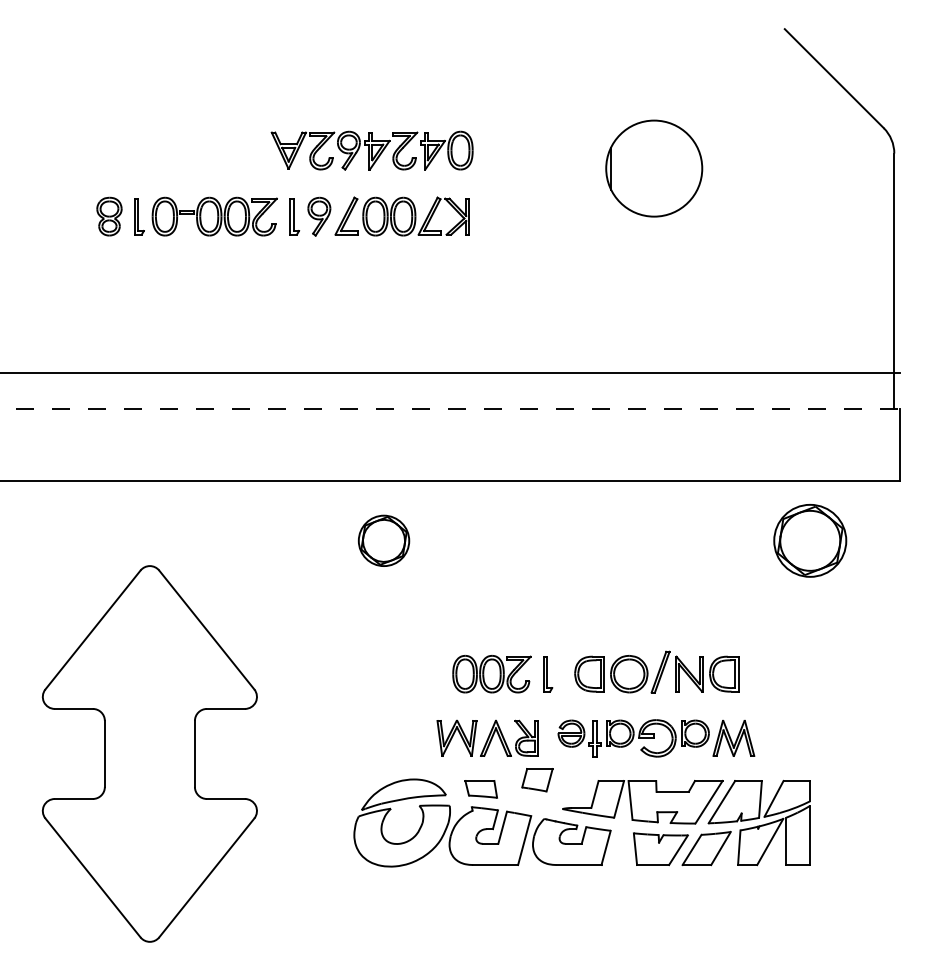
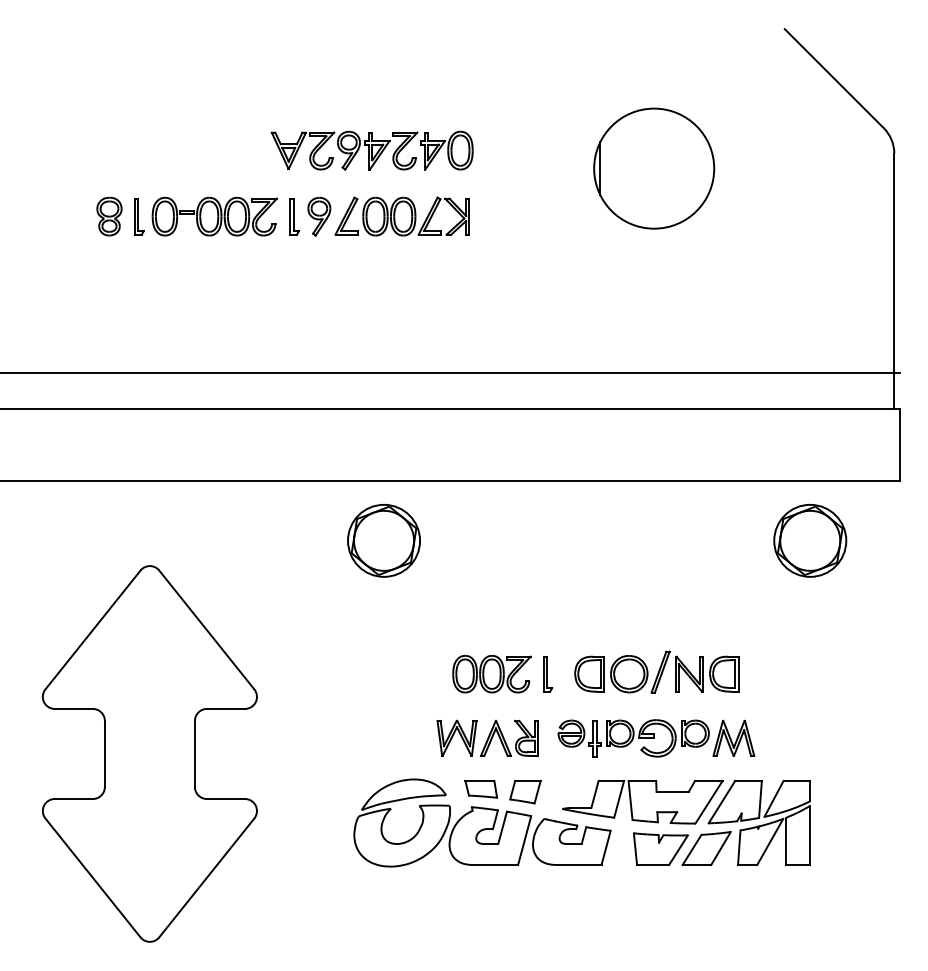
part size: 99x99 px -> 123x123 px (654, 168)
line: dashed -> solid (450, 408)
part size: 54x53 px -> 74x74 px (383, 540)
part position: (537, 780) -> (525, 792) (525, 792)
